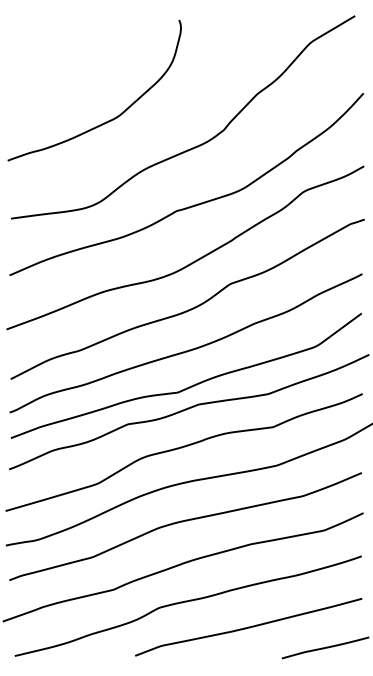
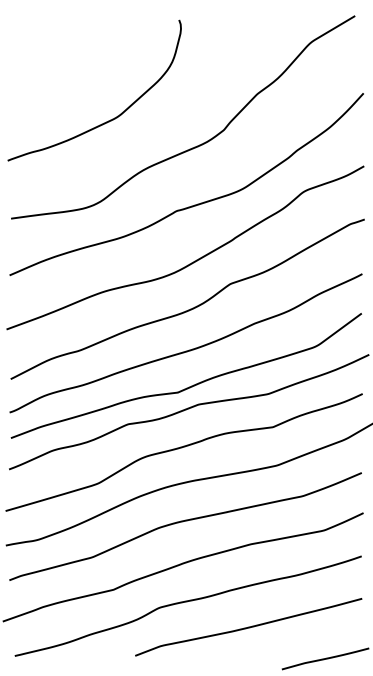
line position: (325, 647) -> (325, 658) (325, 658)
